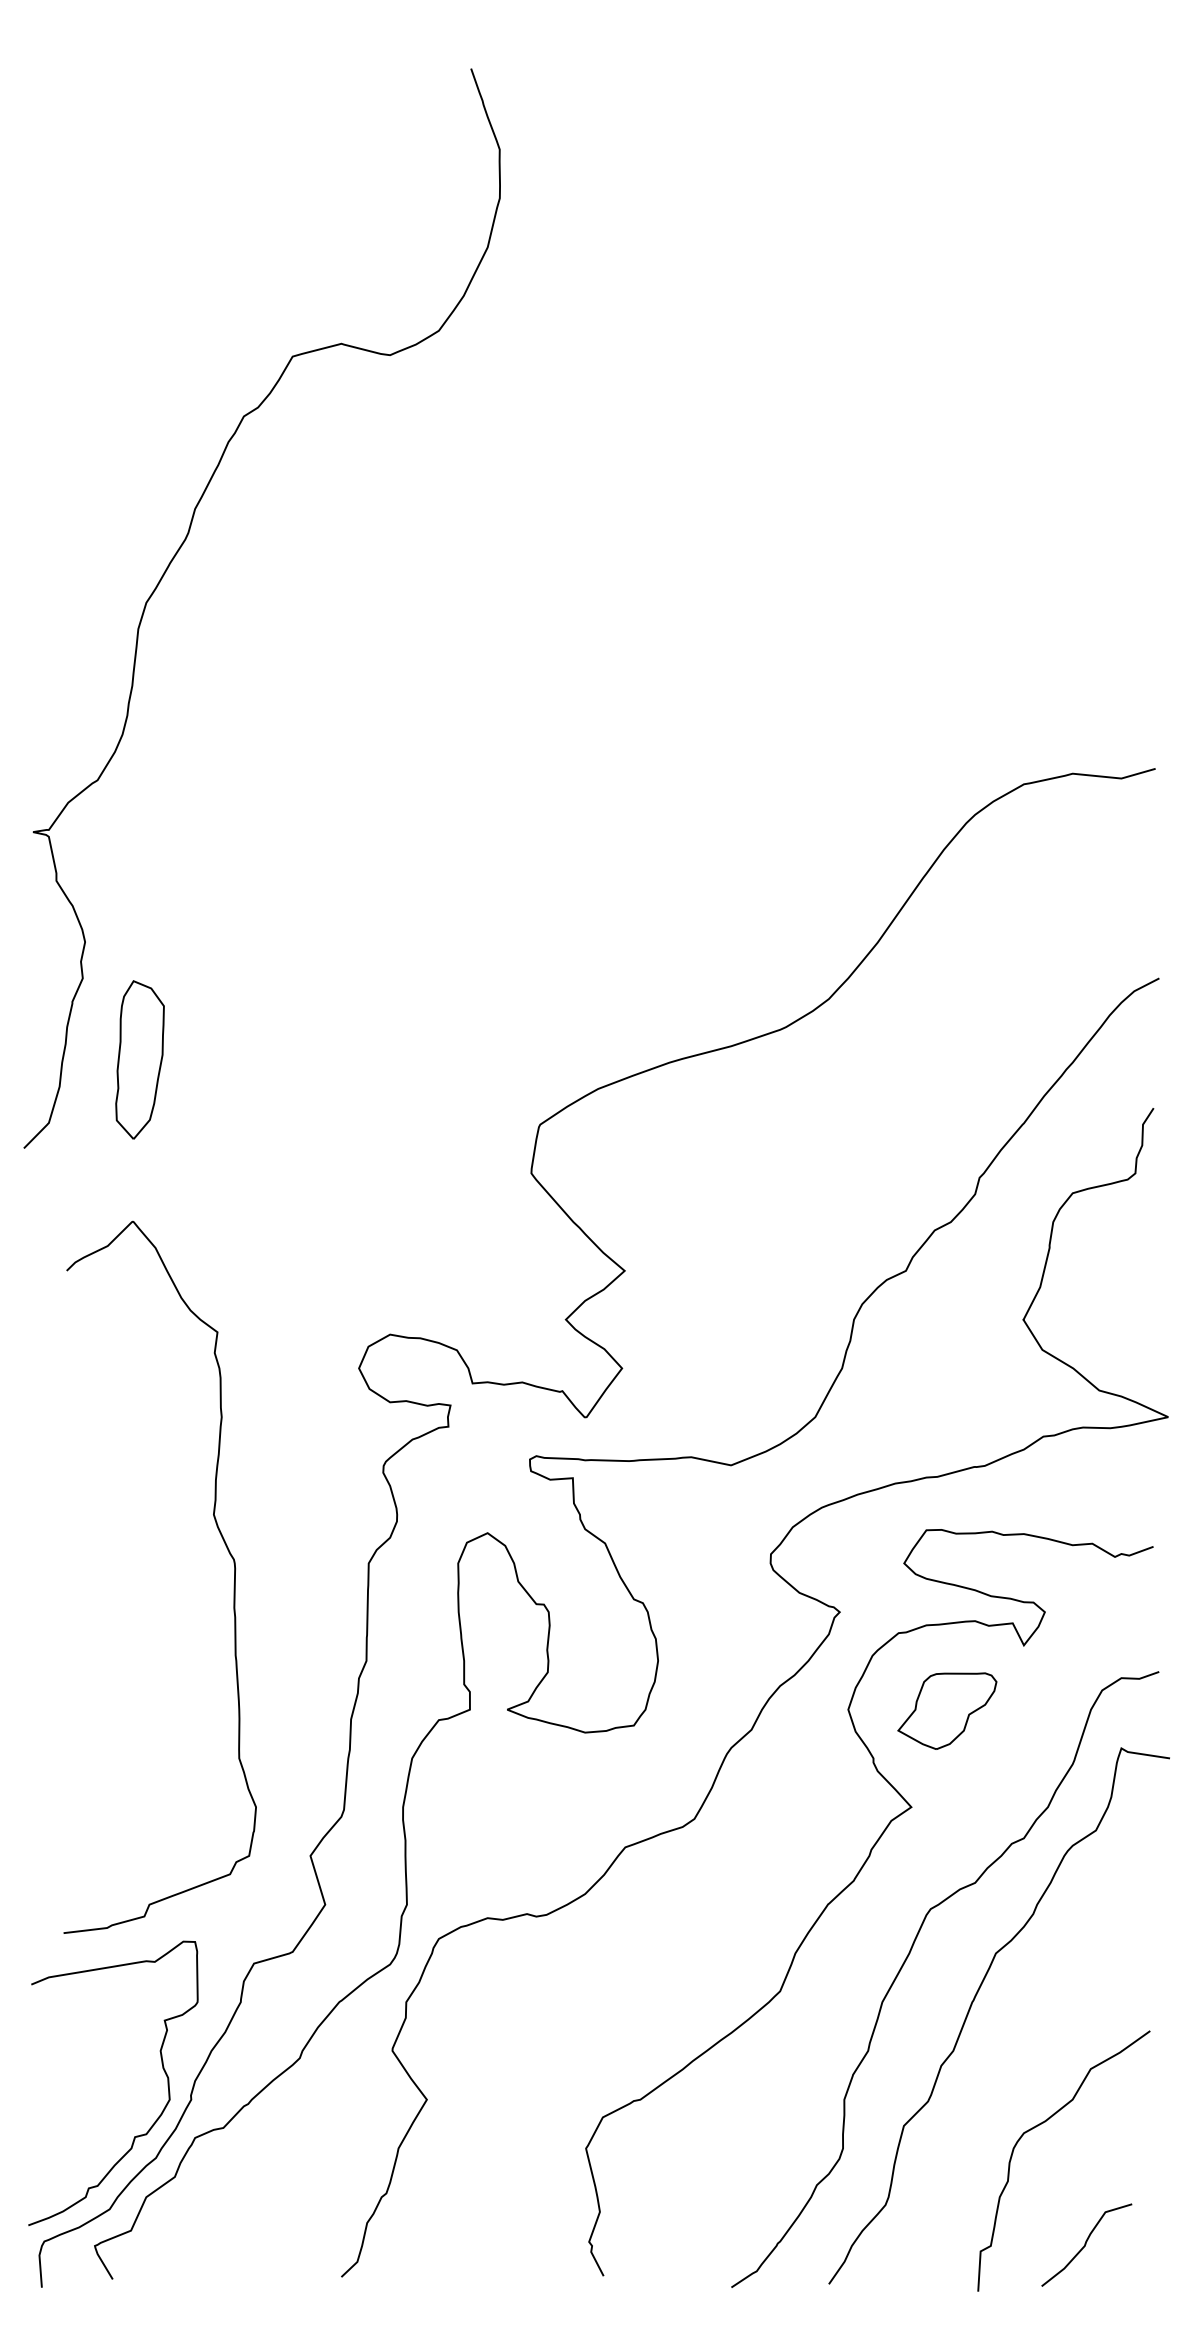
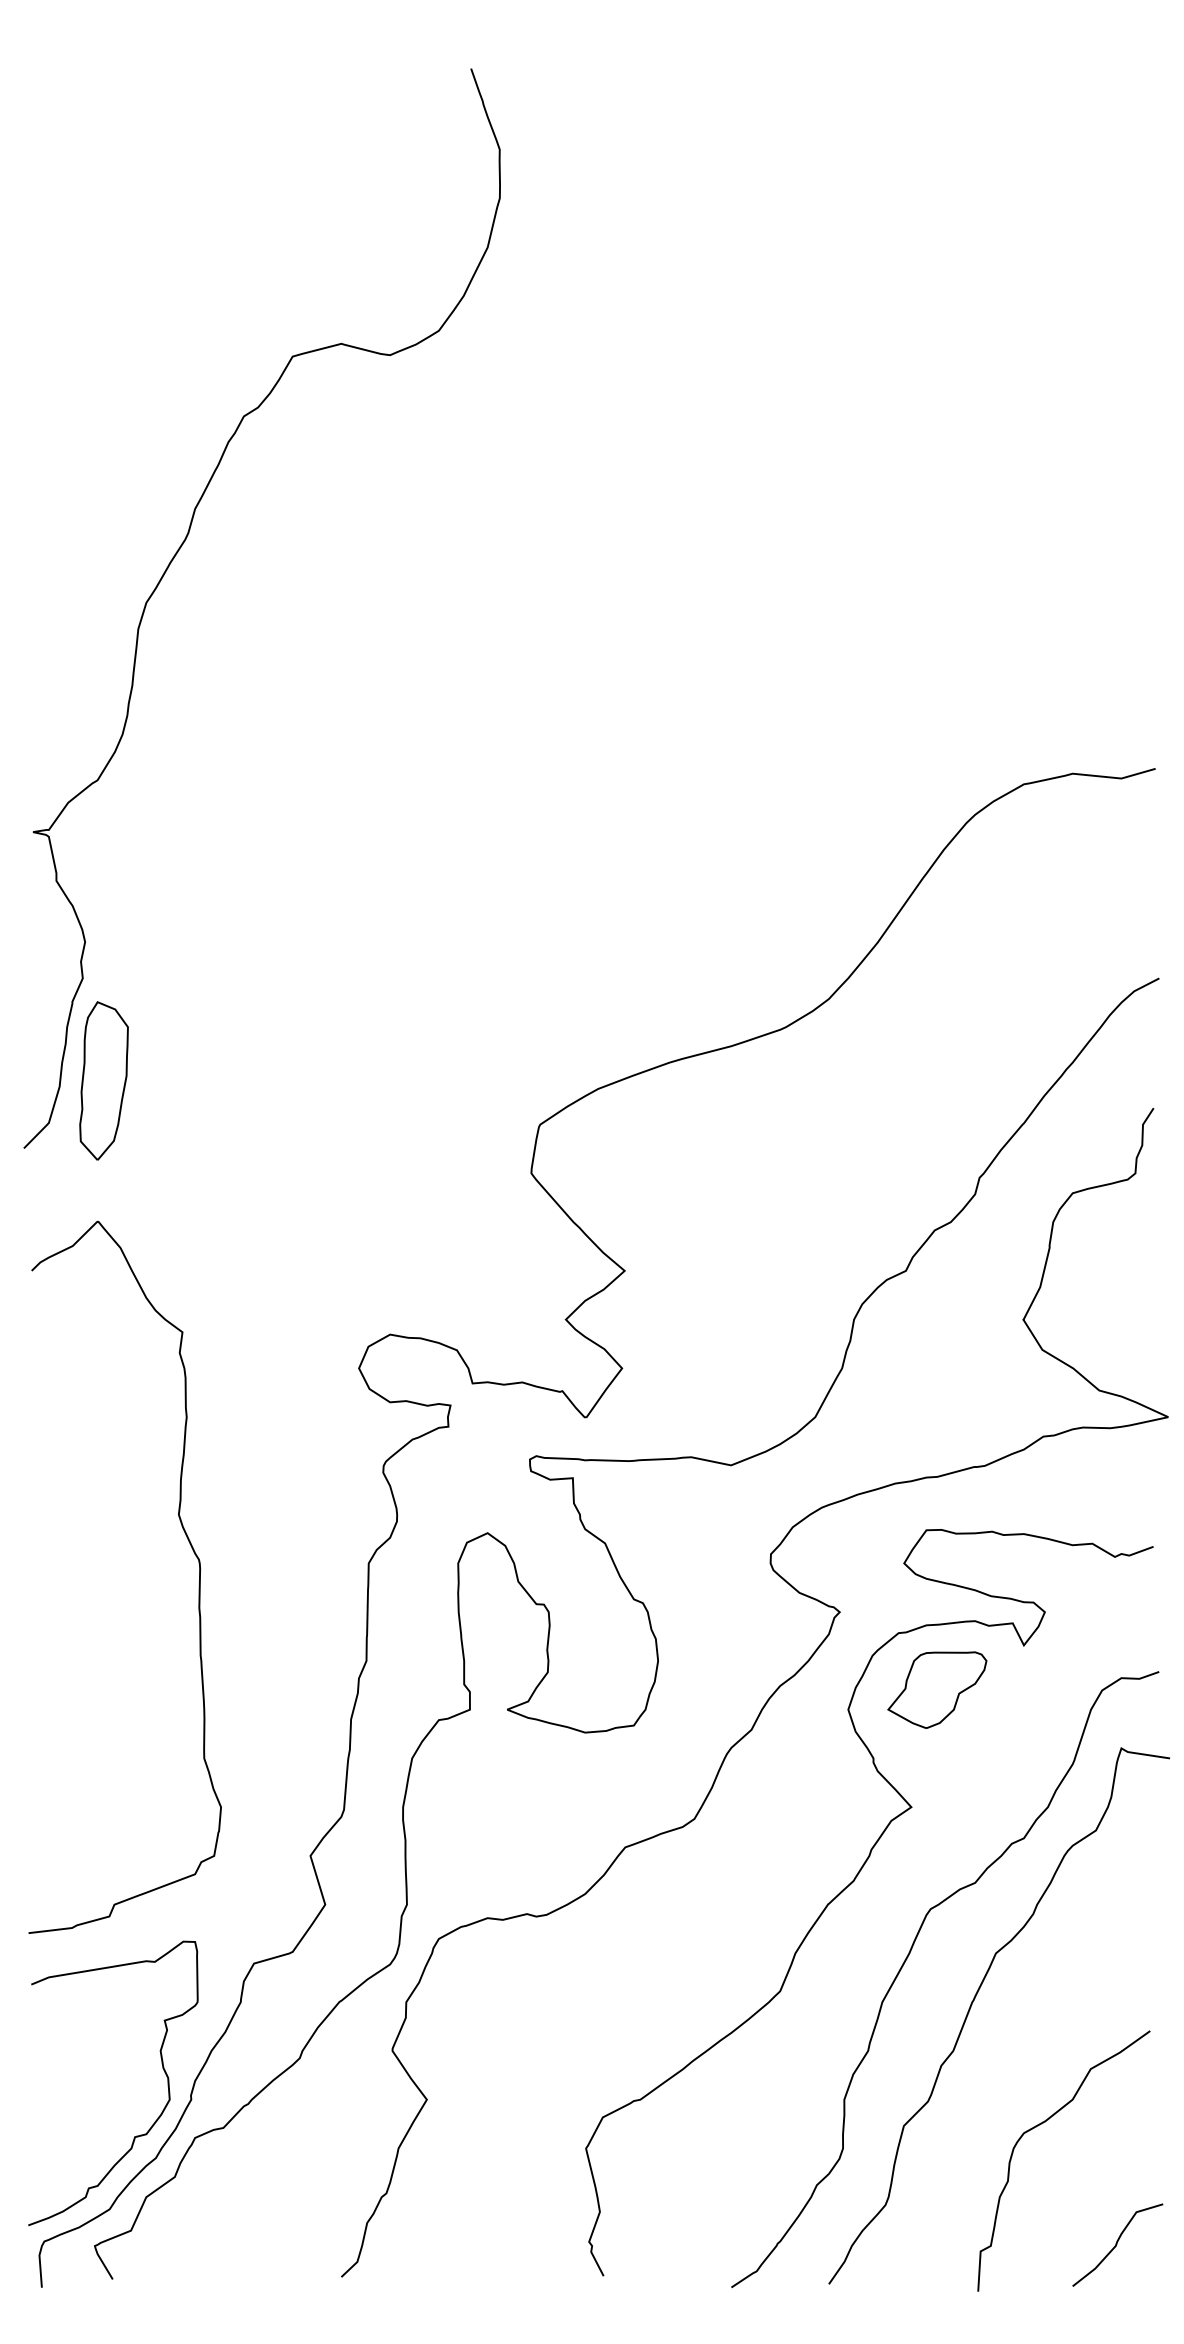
part position: (139, 1059) -> (103, 1080) (103, 1080)
curve position: (225, 1546) -> (190, 1546) (190, 1546)
part position: (947, 1710) -> (937, 1689) (937, 1689)
curve position: (1086, 2244) -> (1117, 2244) (1117, 2244)
